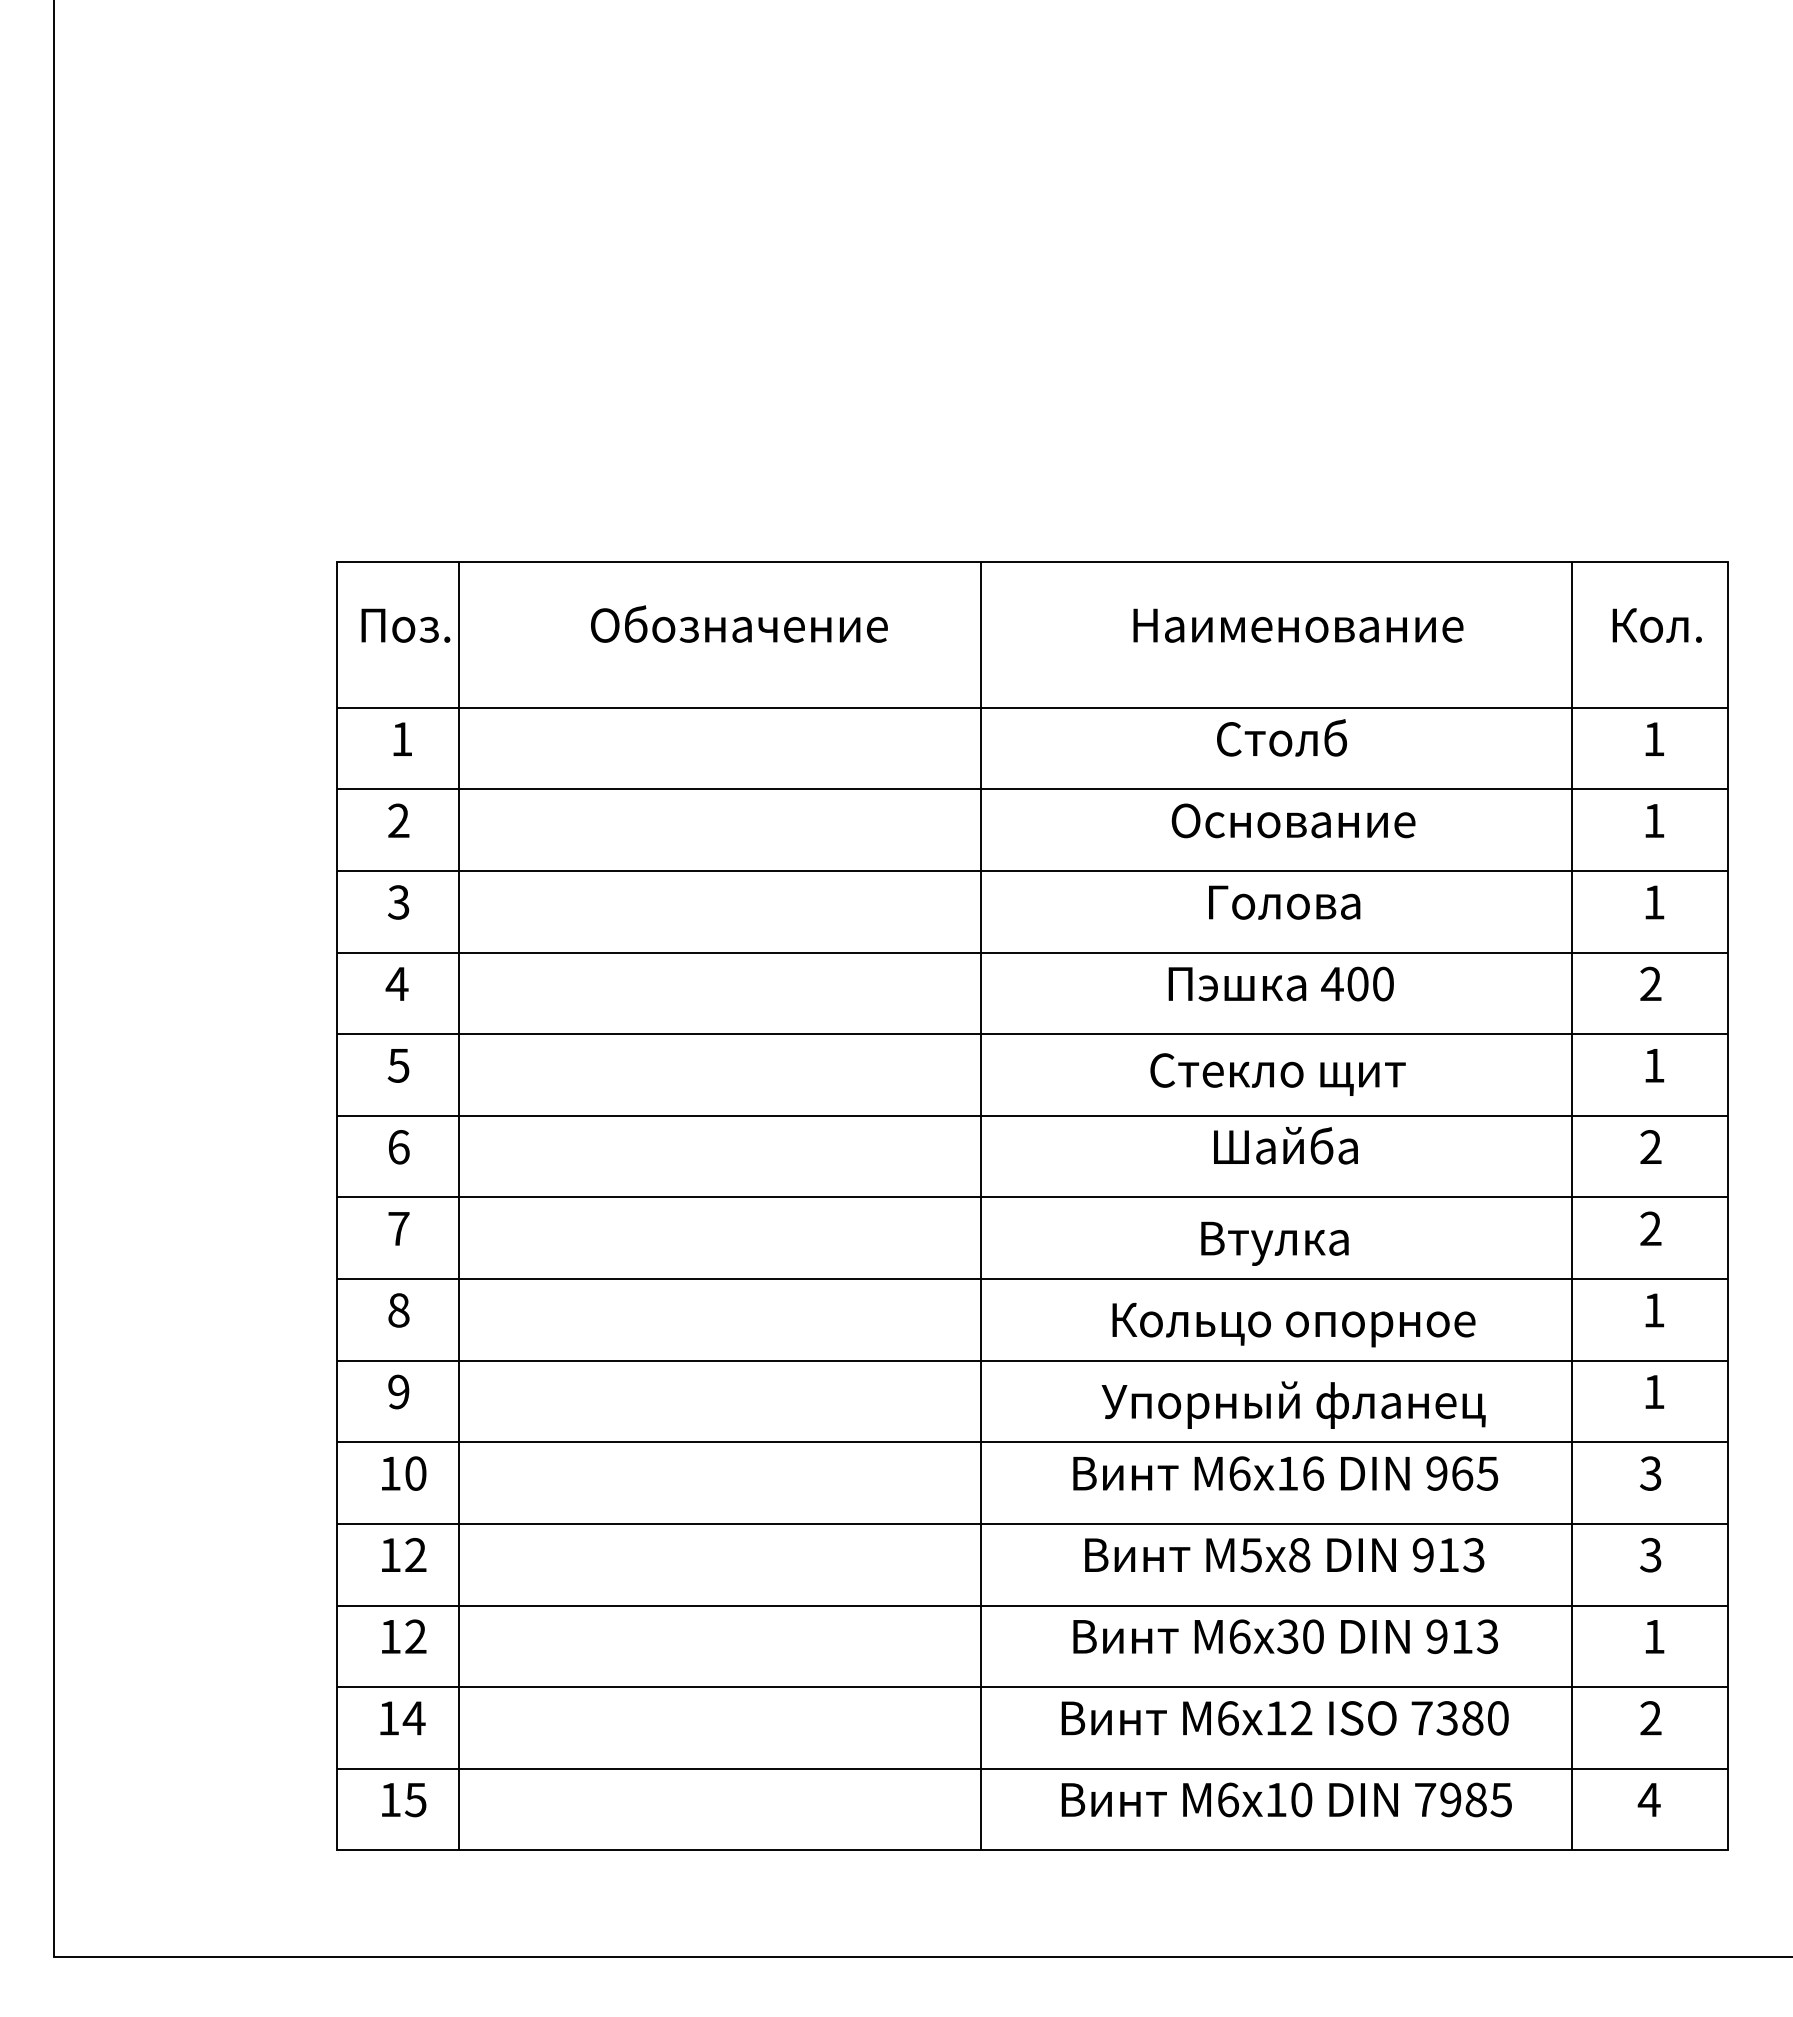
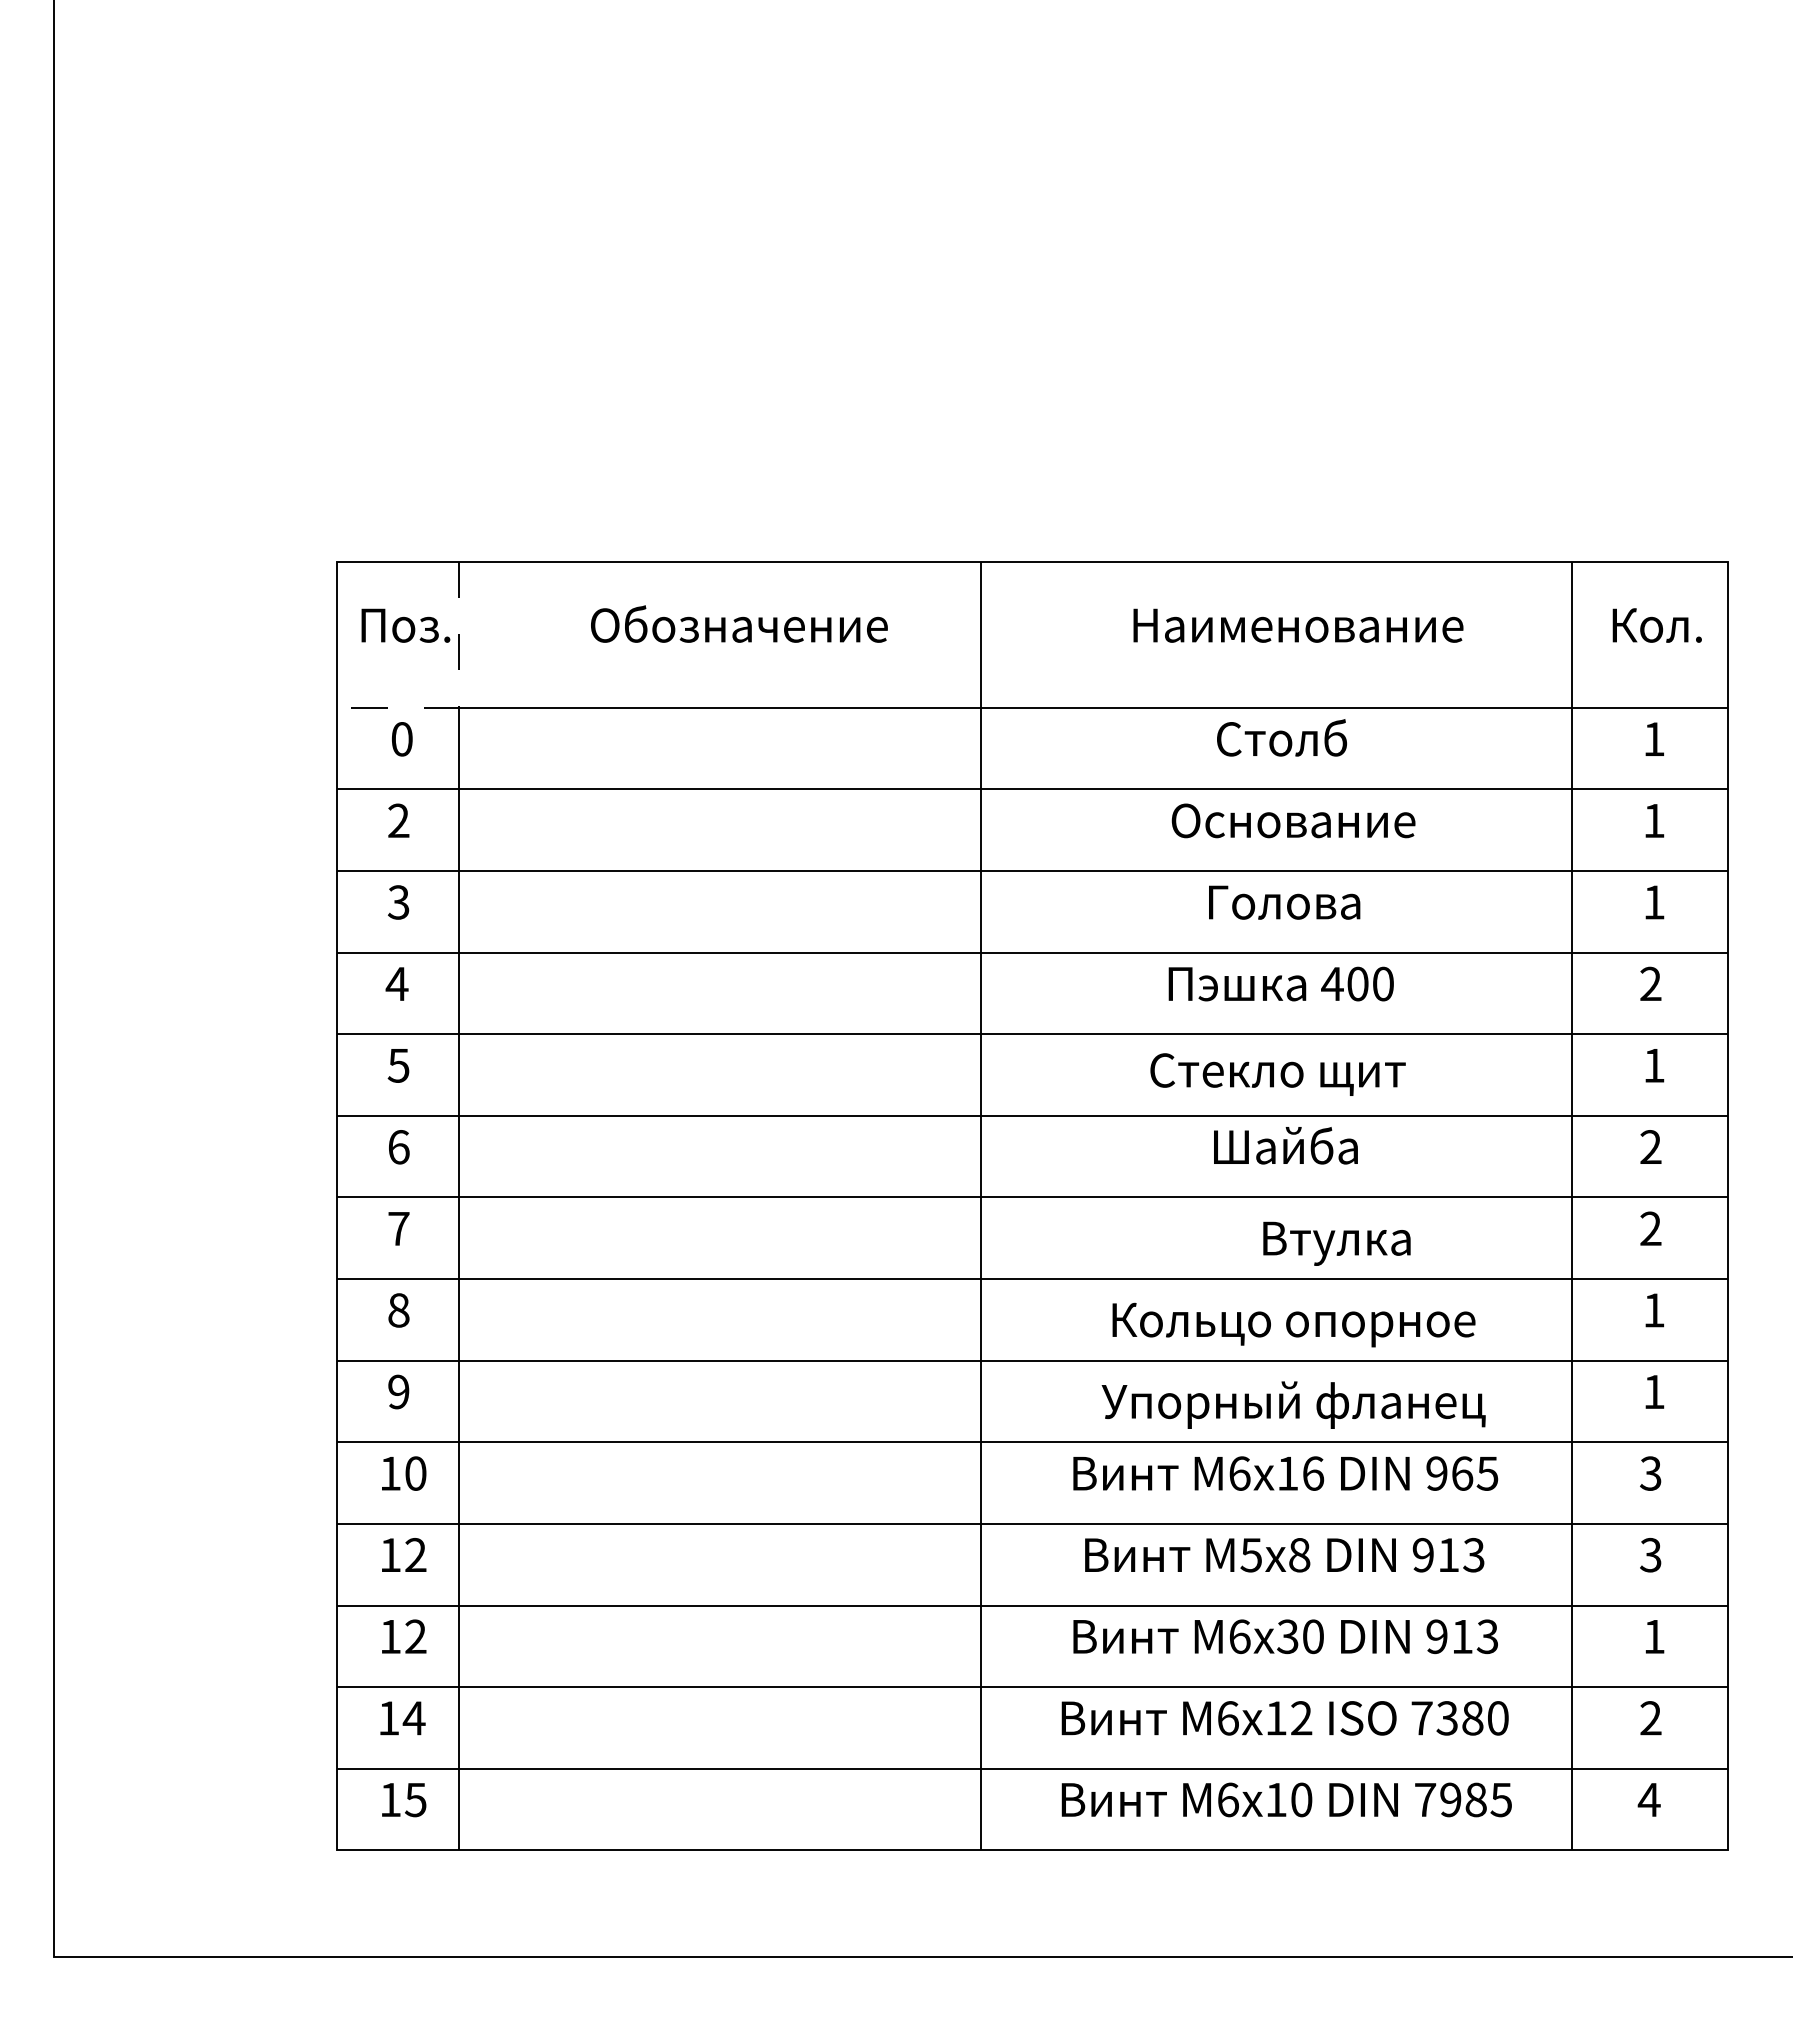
line: solid -> dashed (458, 696)
text: 1 -> 0 (401, 739)
text position: (1274, 1243) -> (1336, 1243) (1336, 1243)
